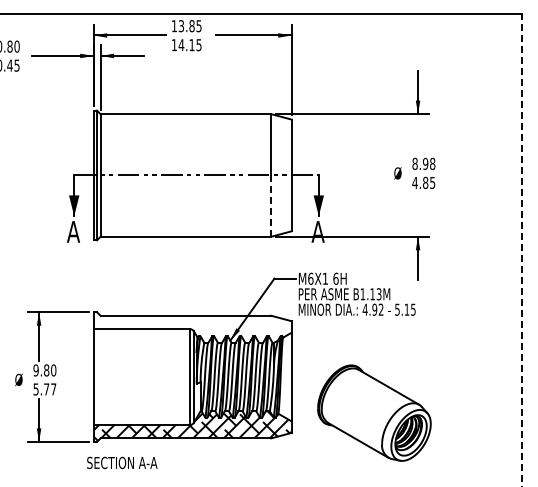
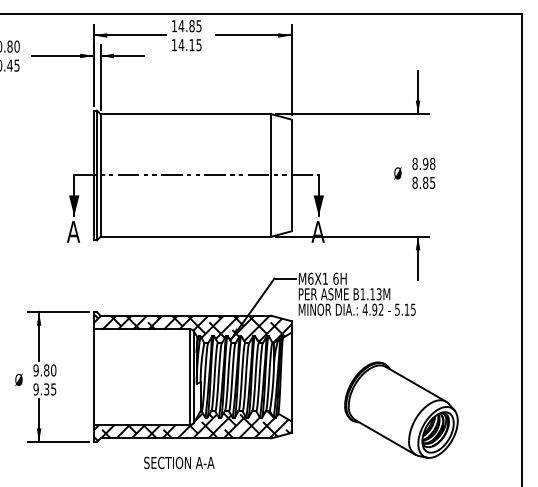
text: 13.85 -> 14.85 (181, 26)
text: 4.85 -> 8.85 (414, 182)
line: dashed -> solid (271, 206)
line: dashed -> solid (521, 250)
hatch: none -> present (192, 328)
text: 5.77 -> 9.35 (44, 389)
part position: (374, 412) -> (401, 409) (401, 409)
text position: (122, 462) -> (179, 462) (179, 462)
